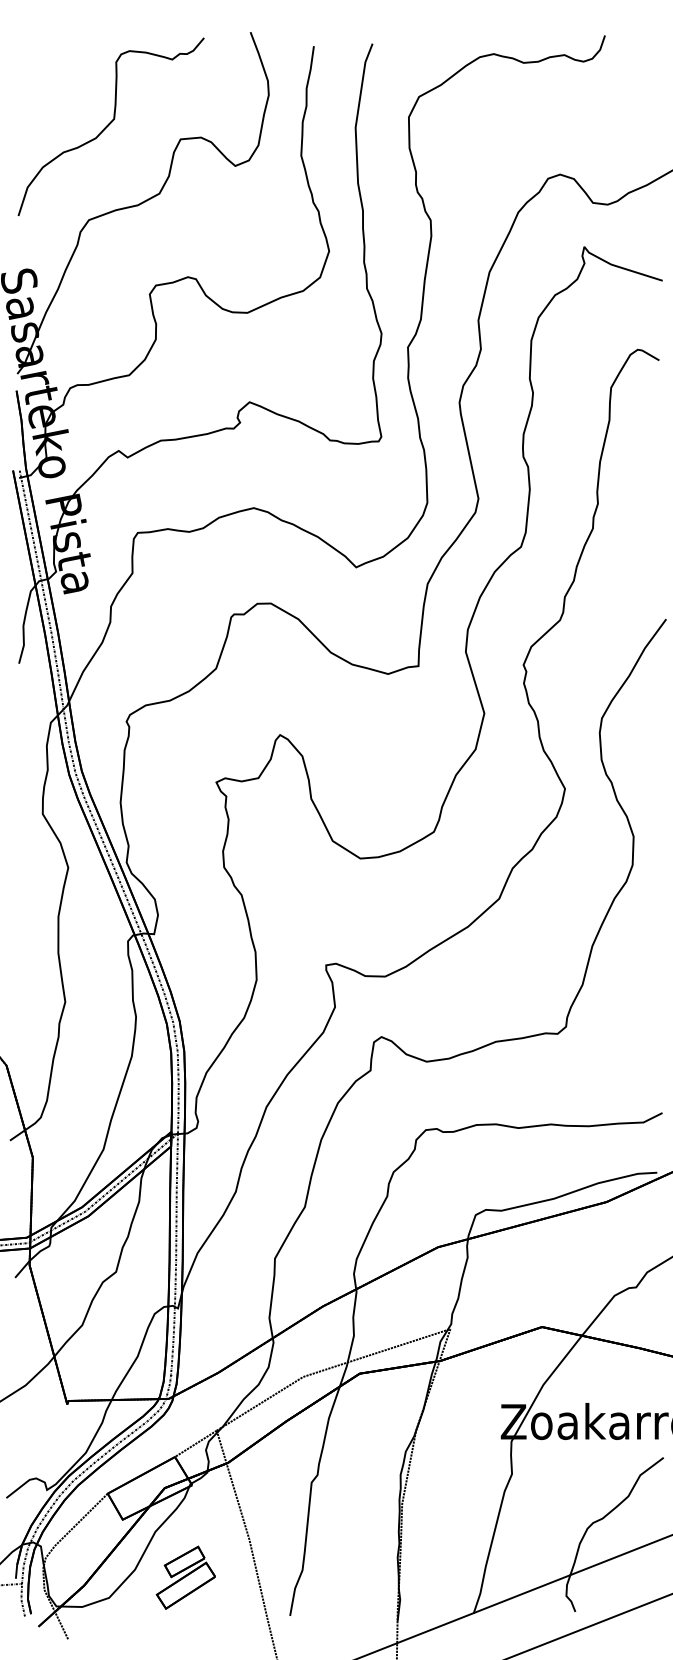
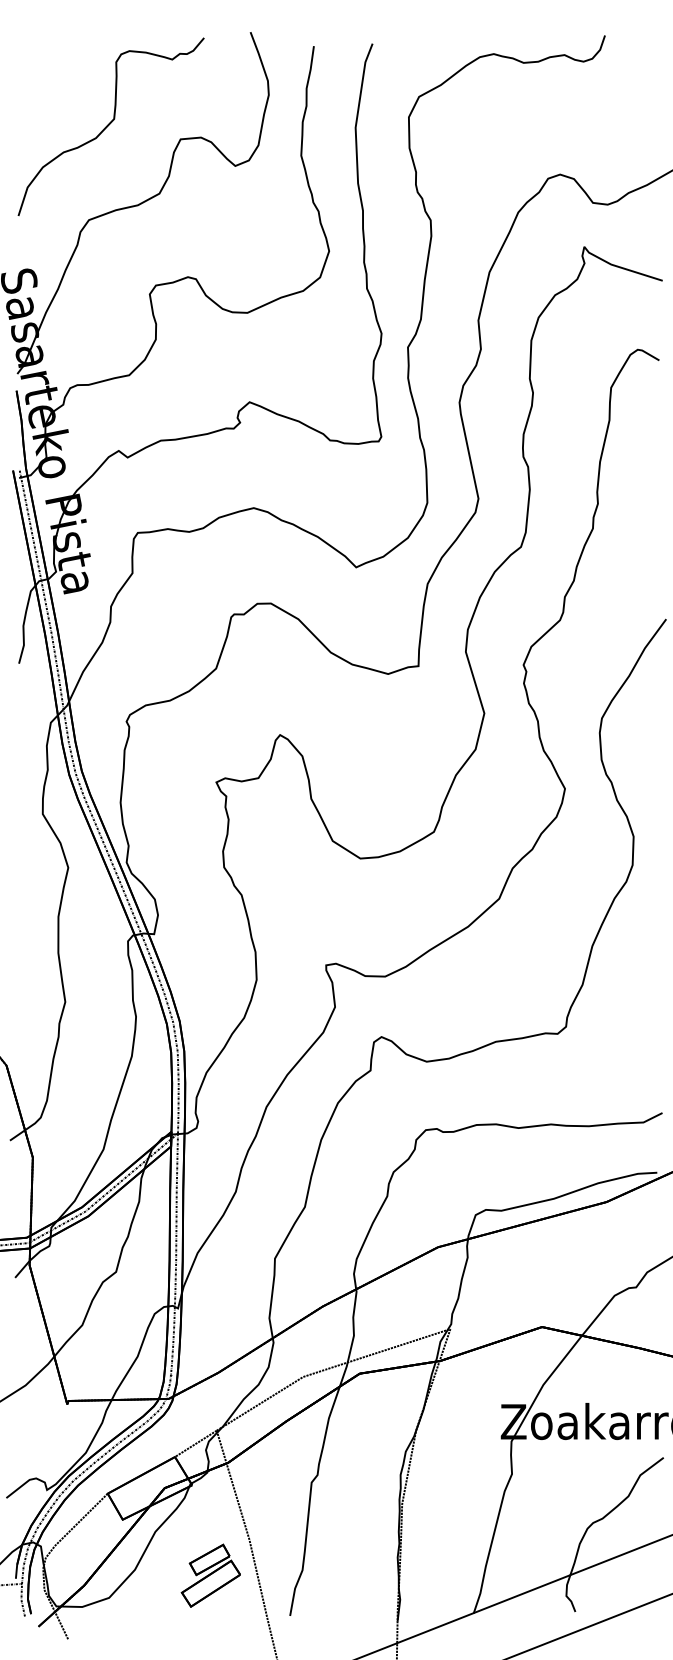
part position: (185, 1577) -> (210, 1575) (210, 1575)
